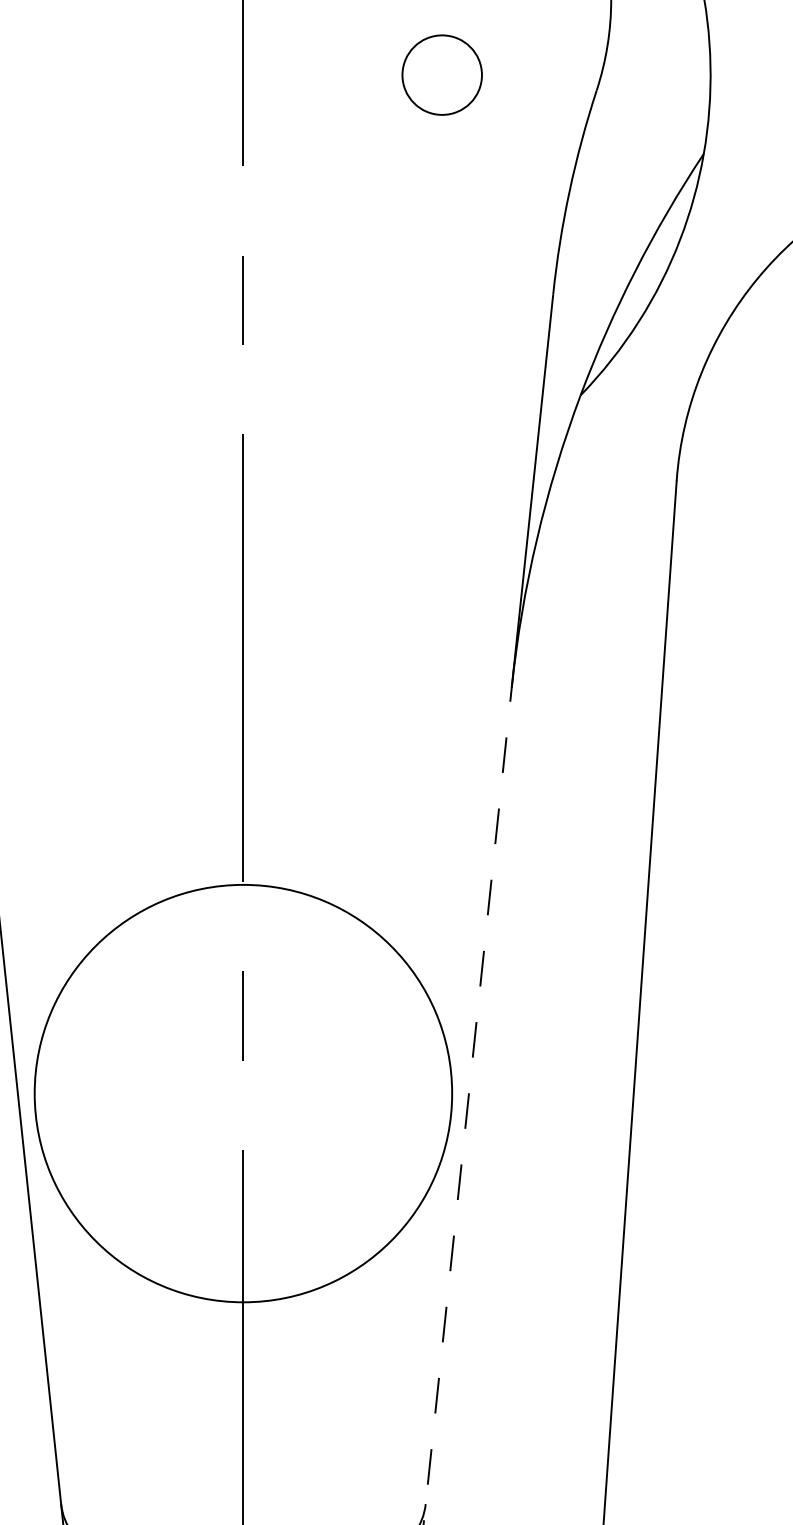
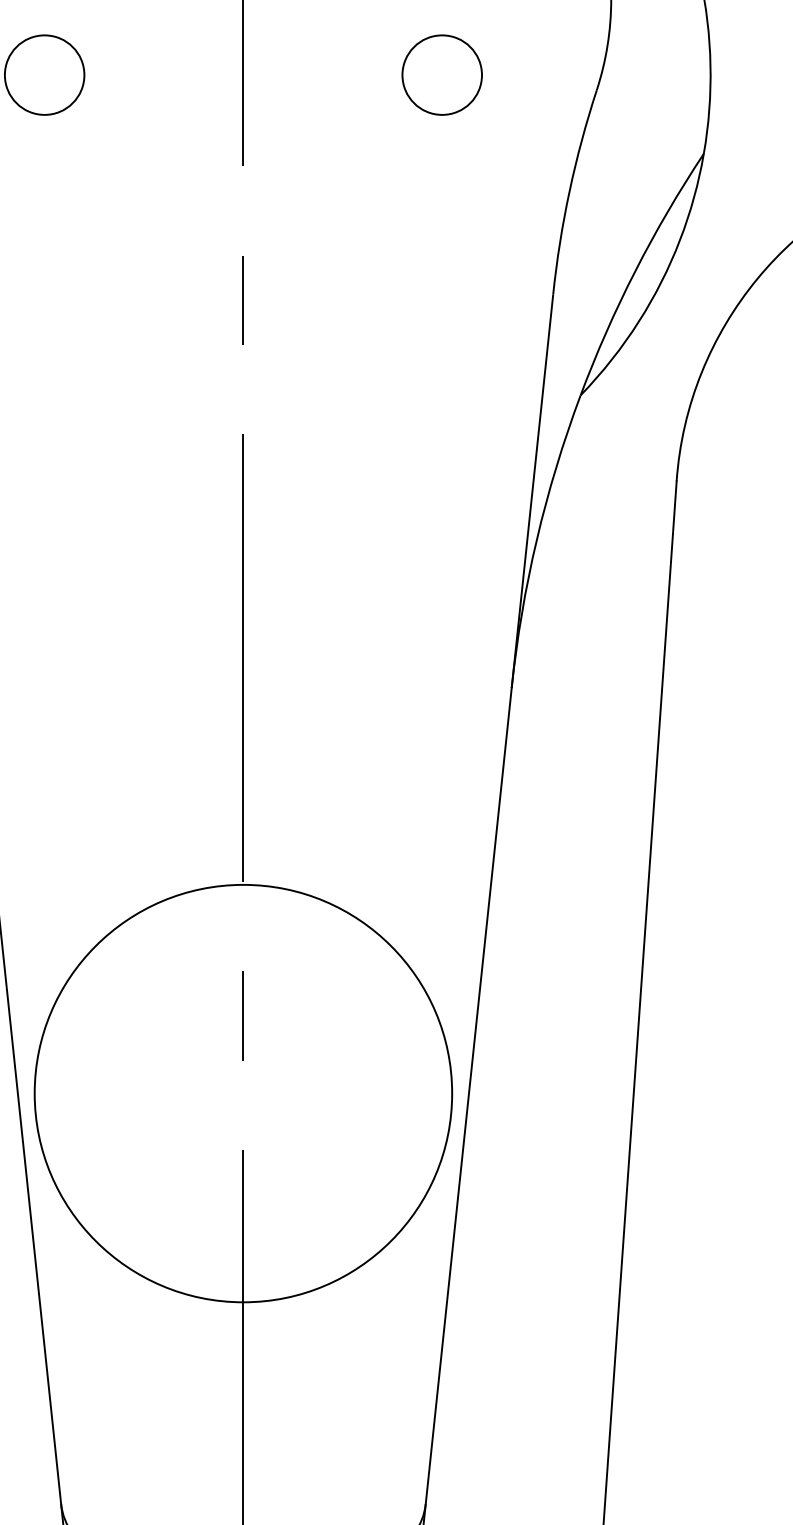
part: none -> present (44, 74)
line: dashed -> solid (467, 1105)
